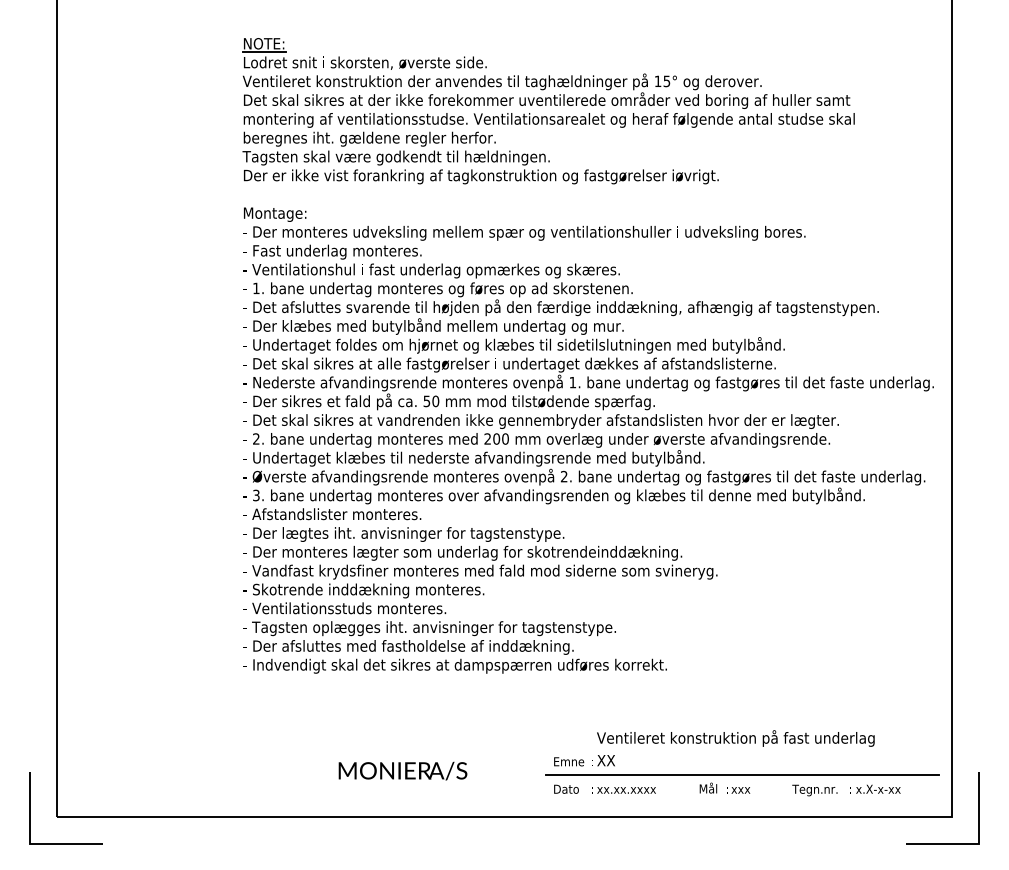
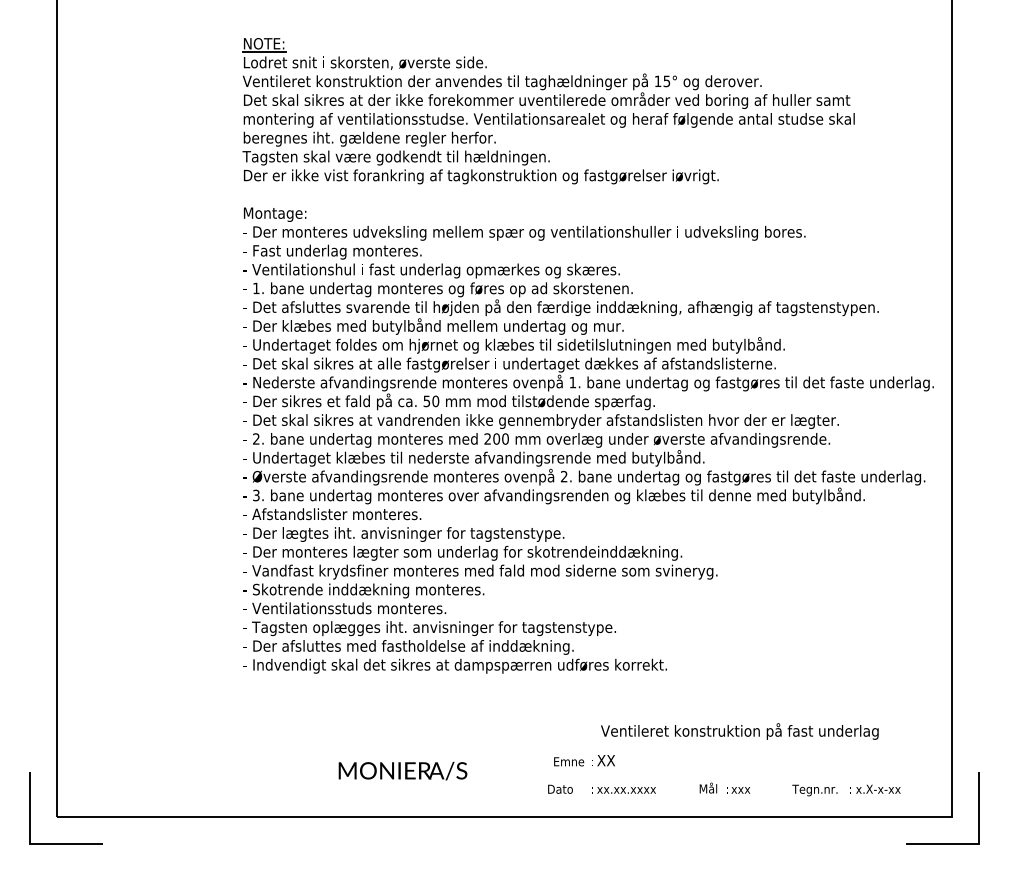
text position: (735, 738) -> (739, 731) (739, 731)
line: present -> none (742, 775)
text position: (566, 788) -> (560, 788) (560, 788)
